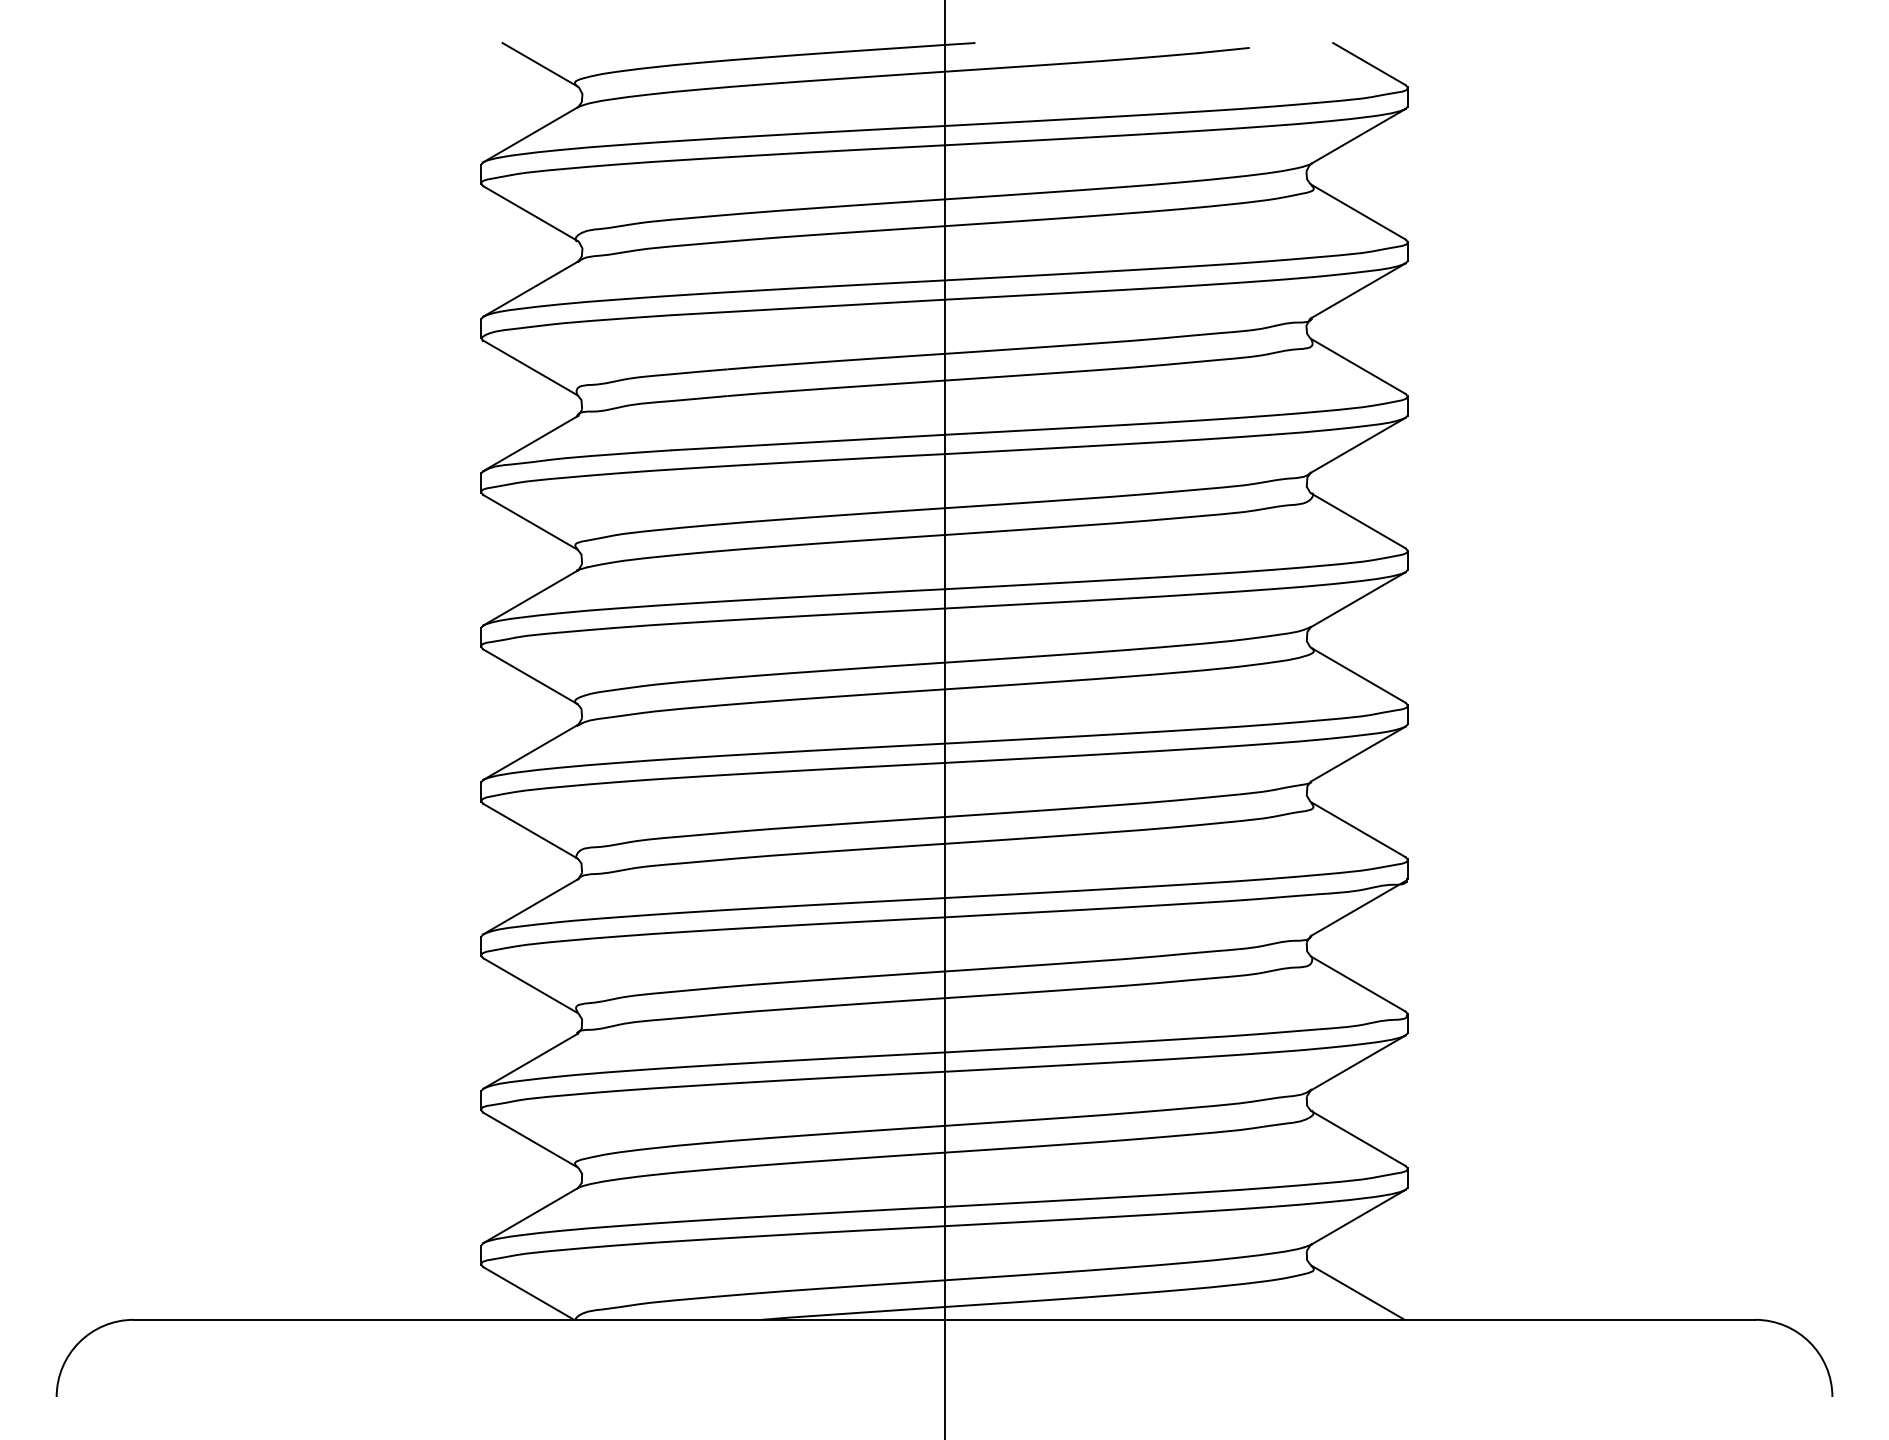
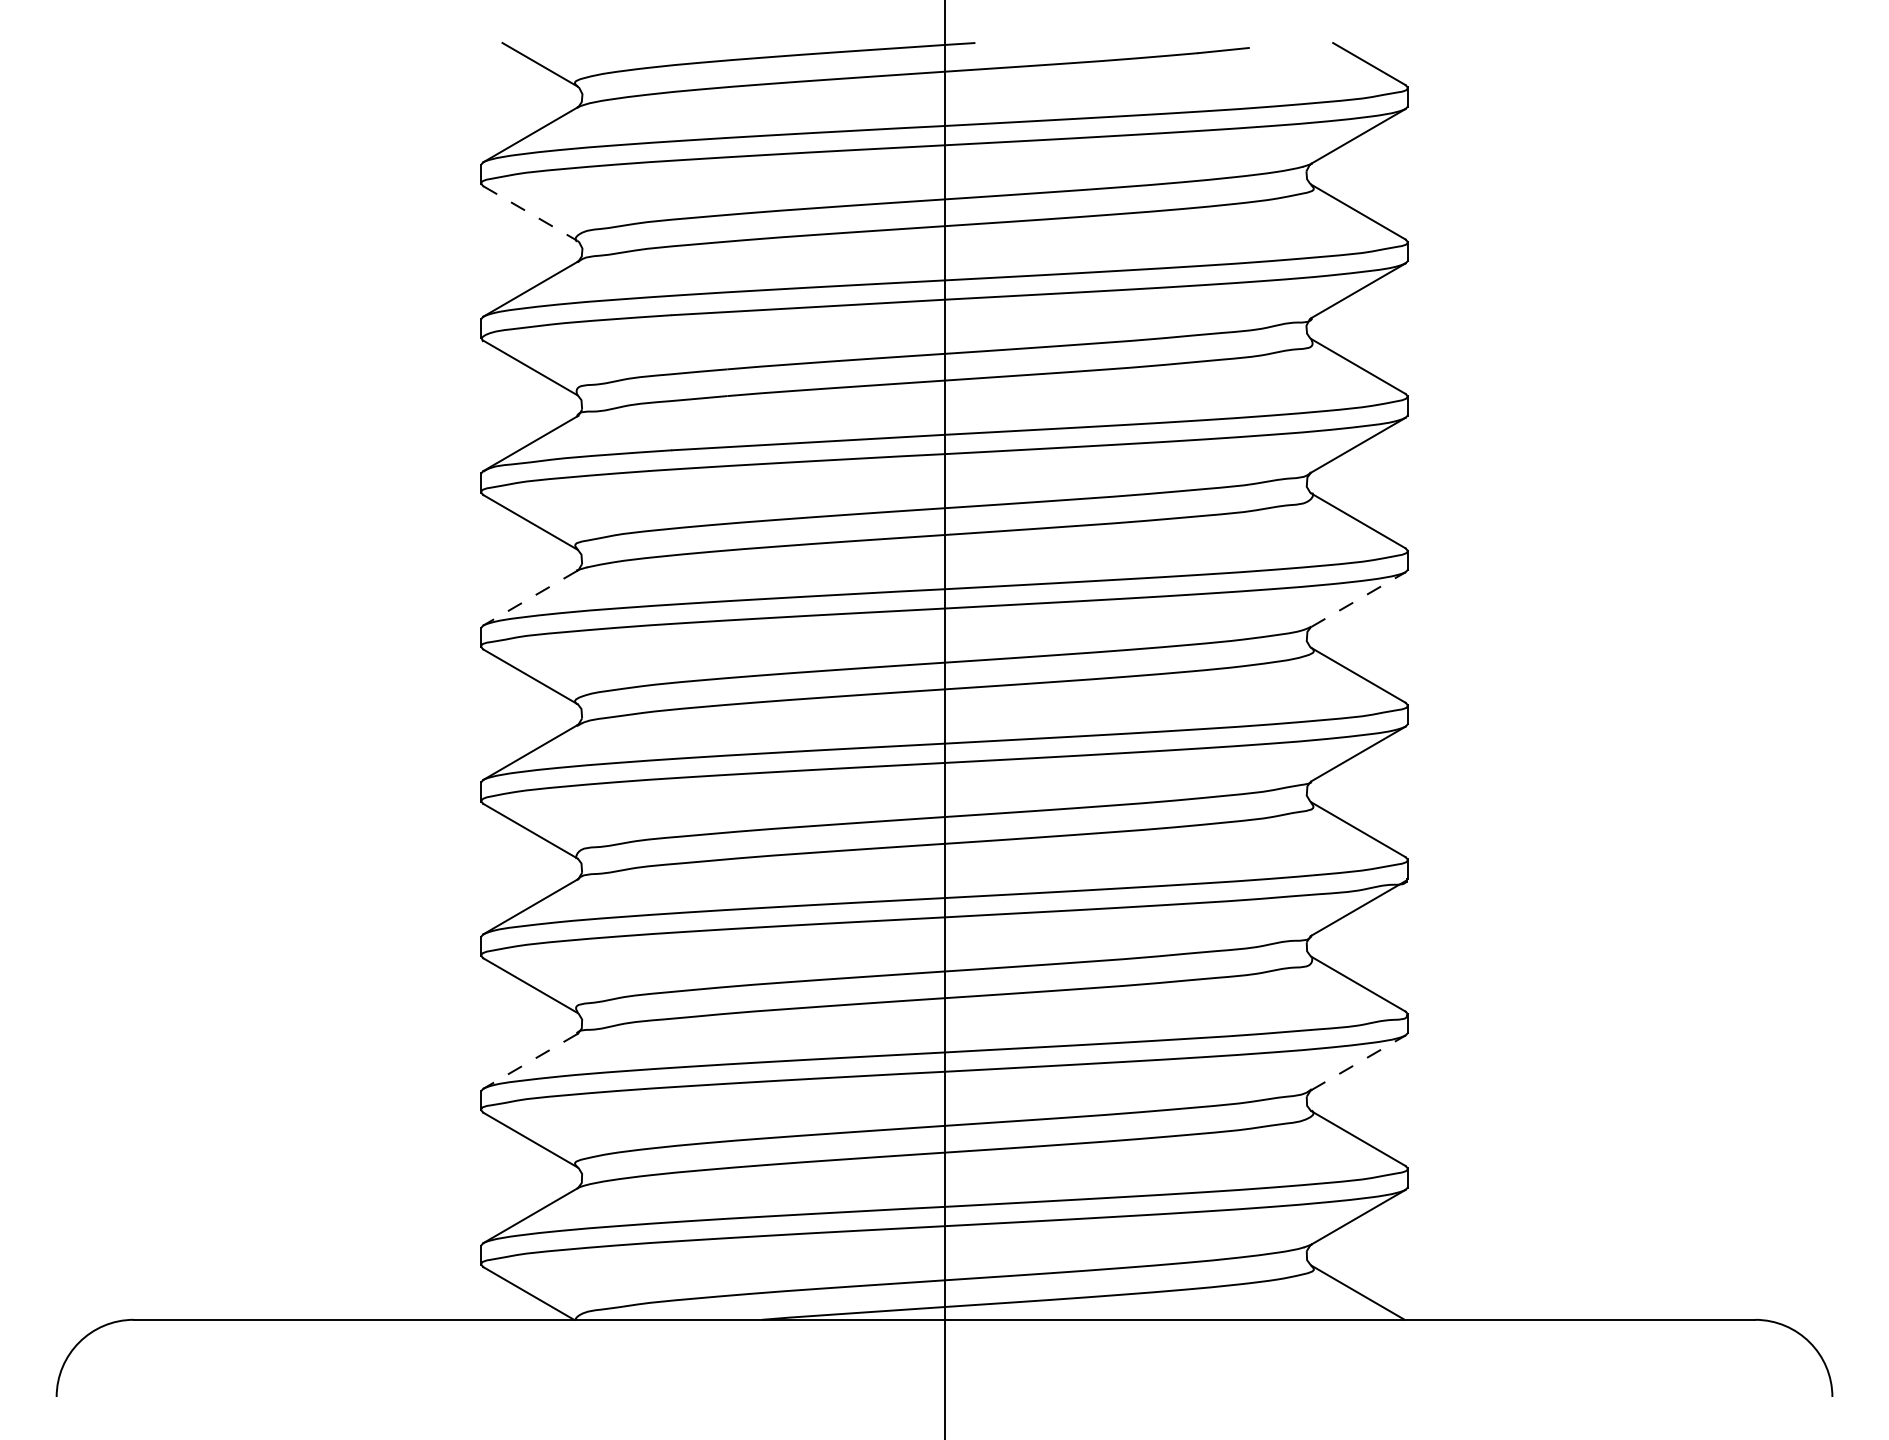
line: solid -> dashed (530, 213)
line: solid -> dashed (530, 598)
line: solid -> dashed (1358, 599)
line: solid -> dashed (530, 1061)
line: solid -> dashed (1358, 1062)
